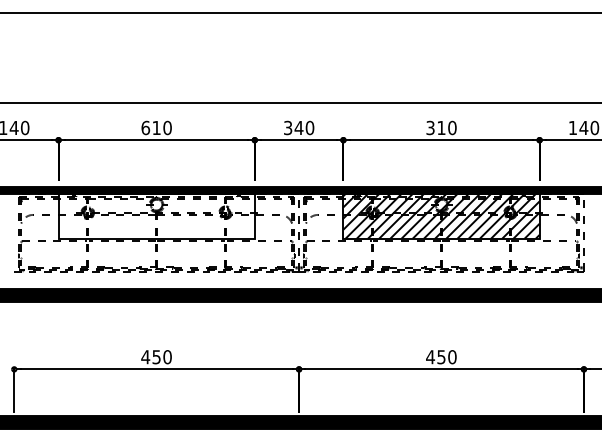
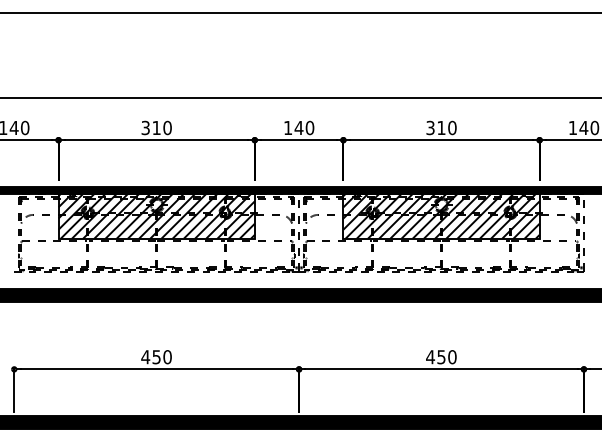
line position: (300, 102) -> (300, 97) (300, 97)
text: 610 -> 310 (145, 127)
text: 340 -> 140 (288, 127)
hatch: none -> present (156, 216)
